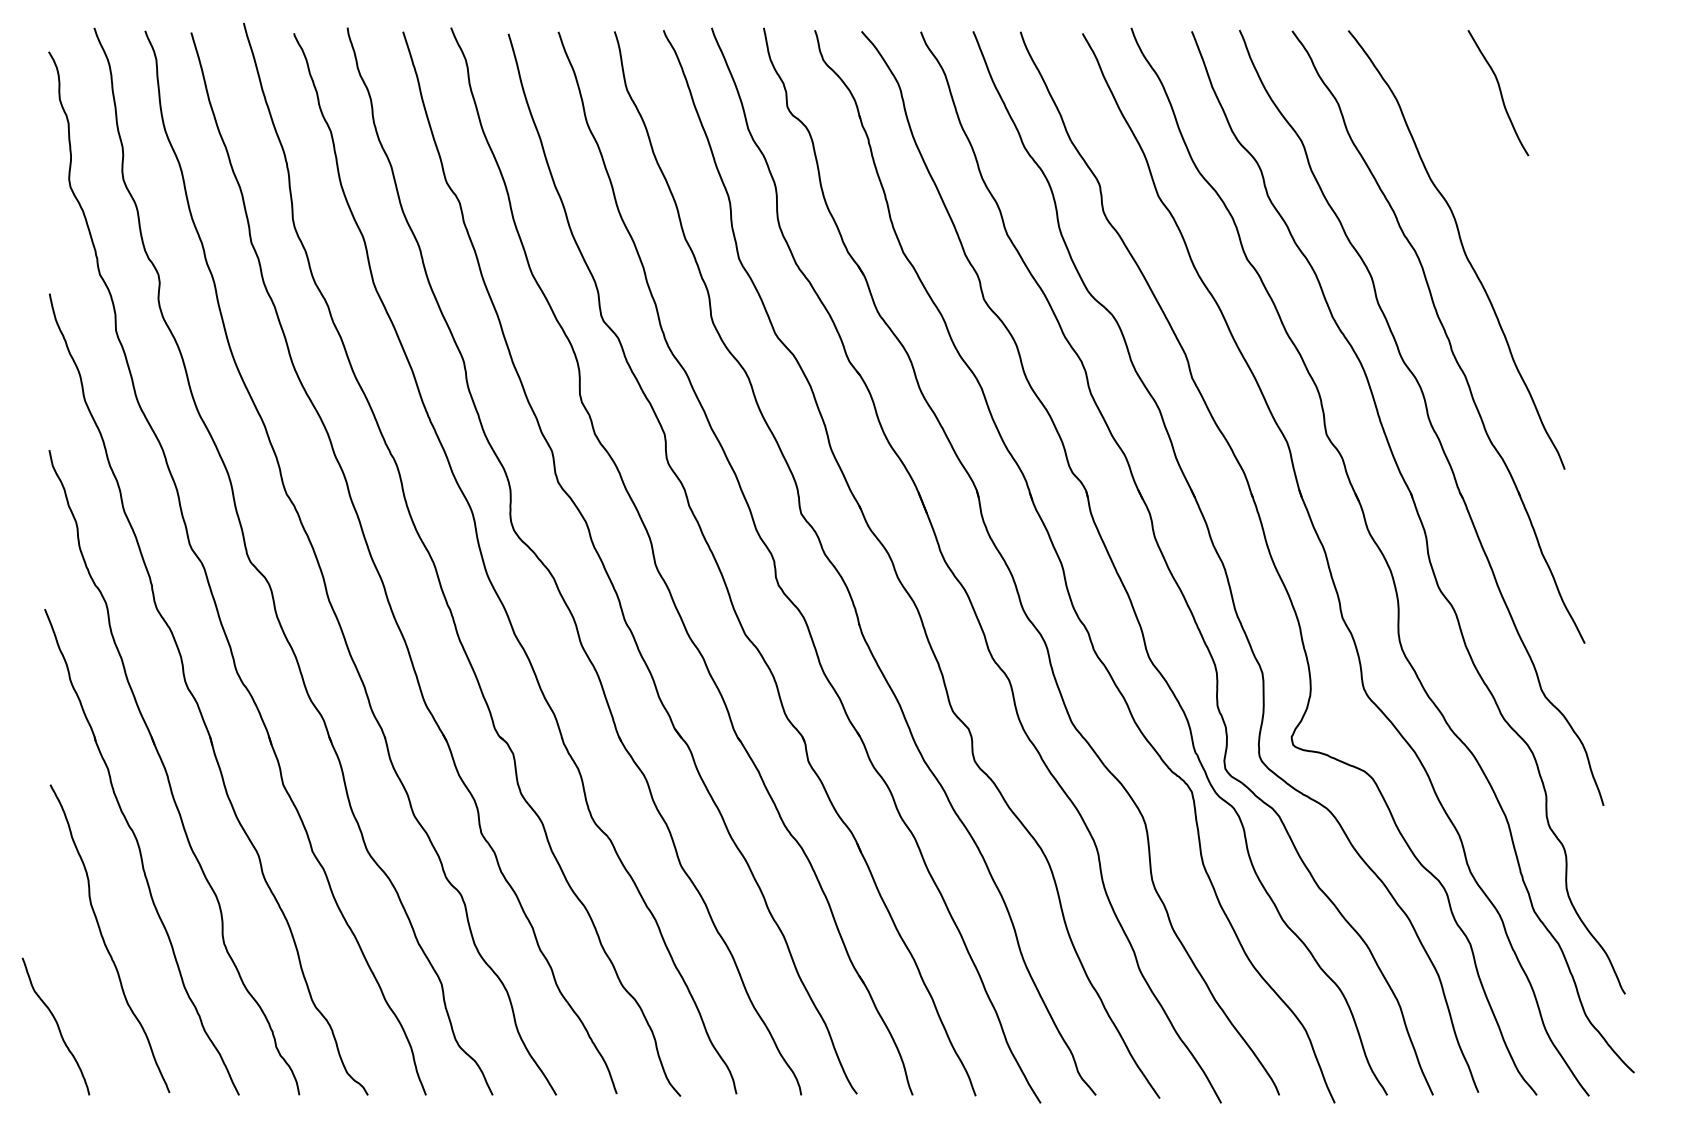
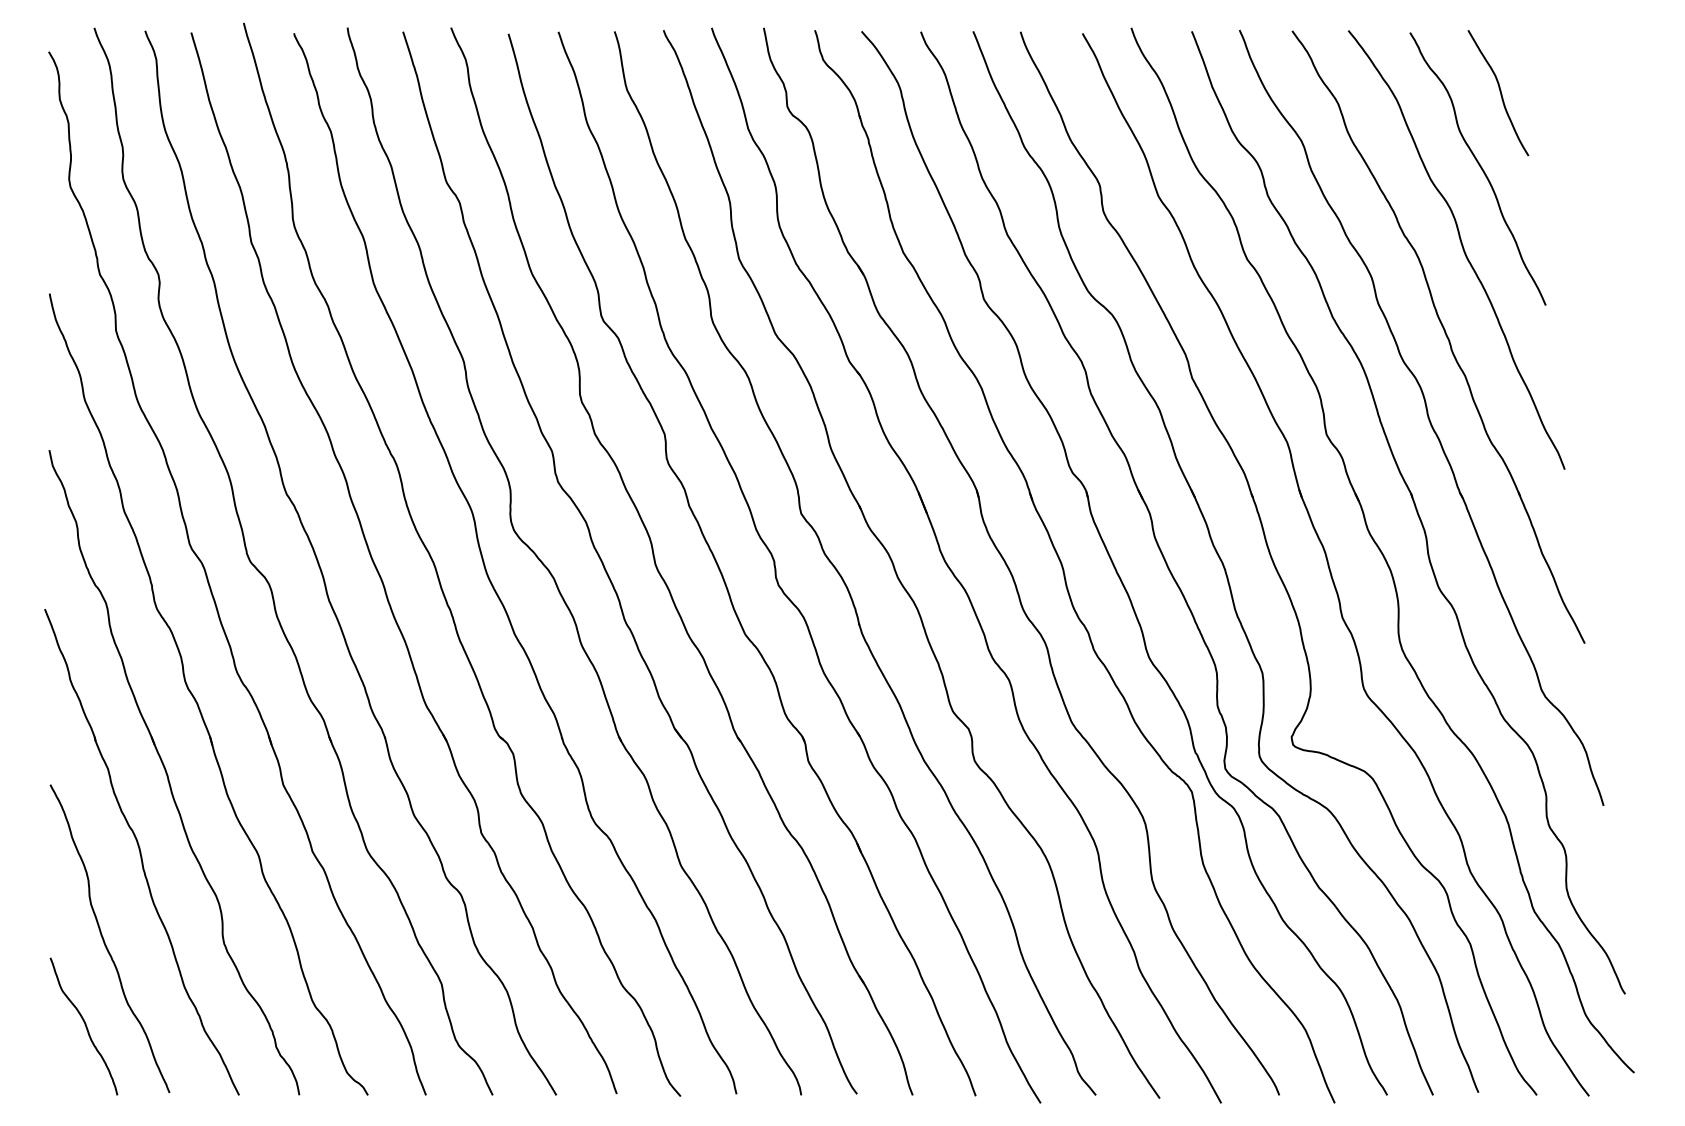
curve: none -> present (1479, 166)
curve position: (57, 1026) -> (85, 1026) (85, 1026)
